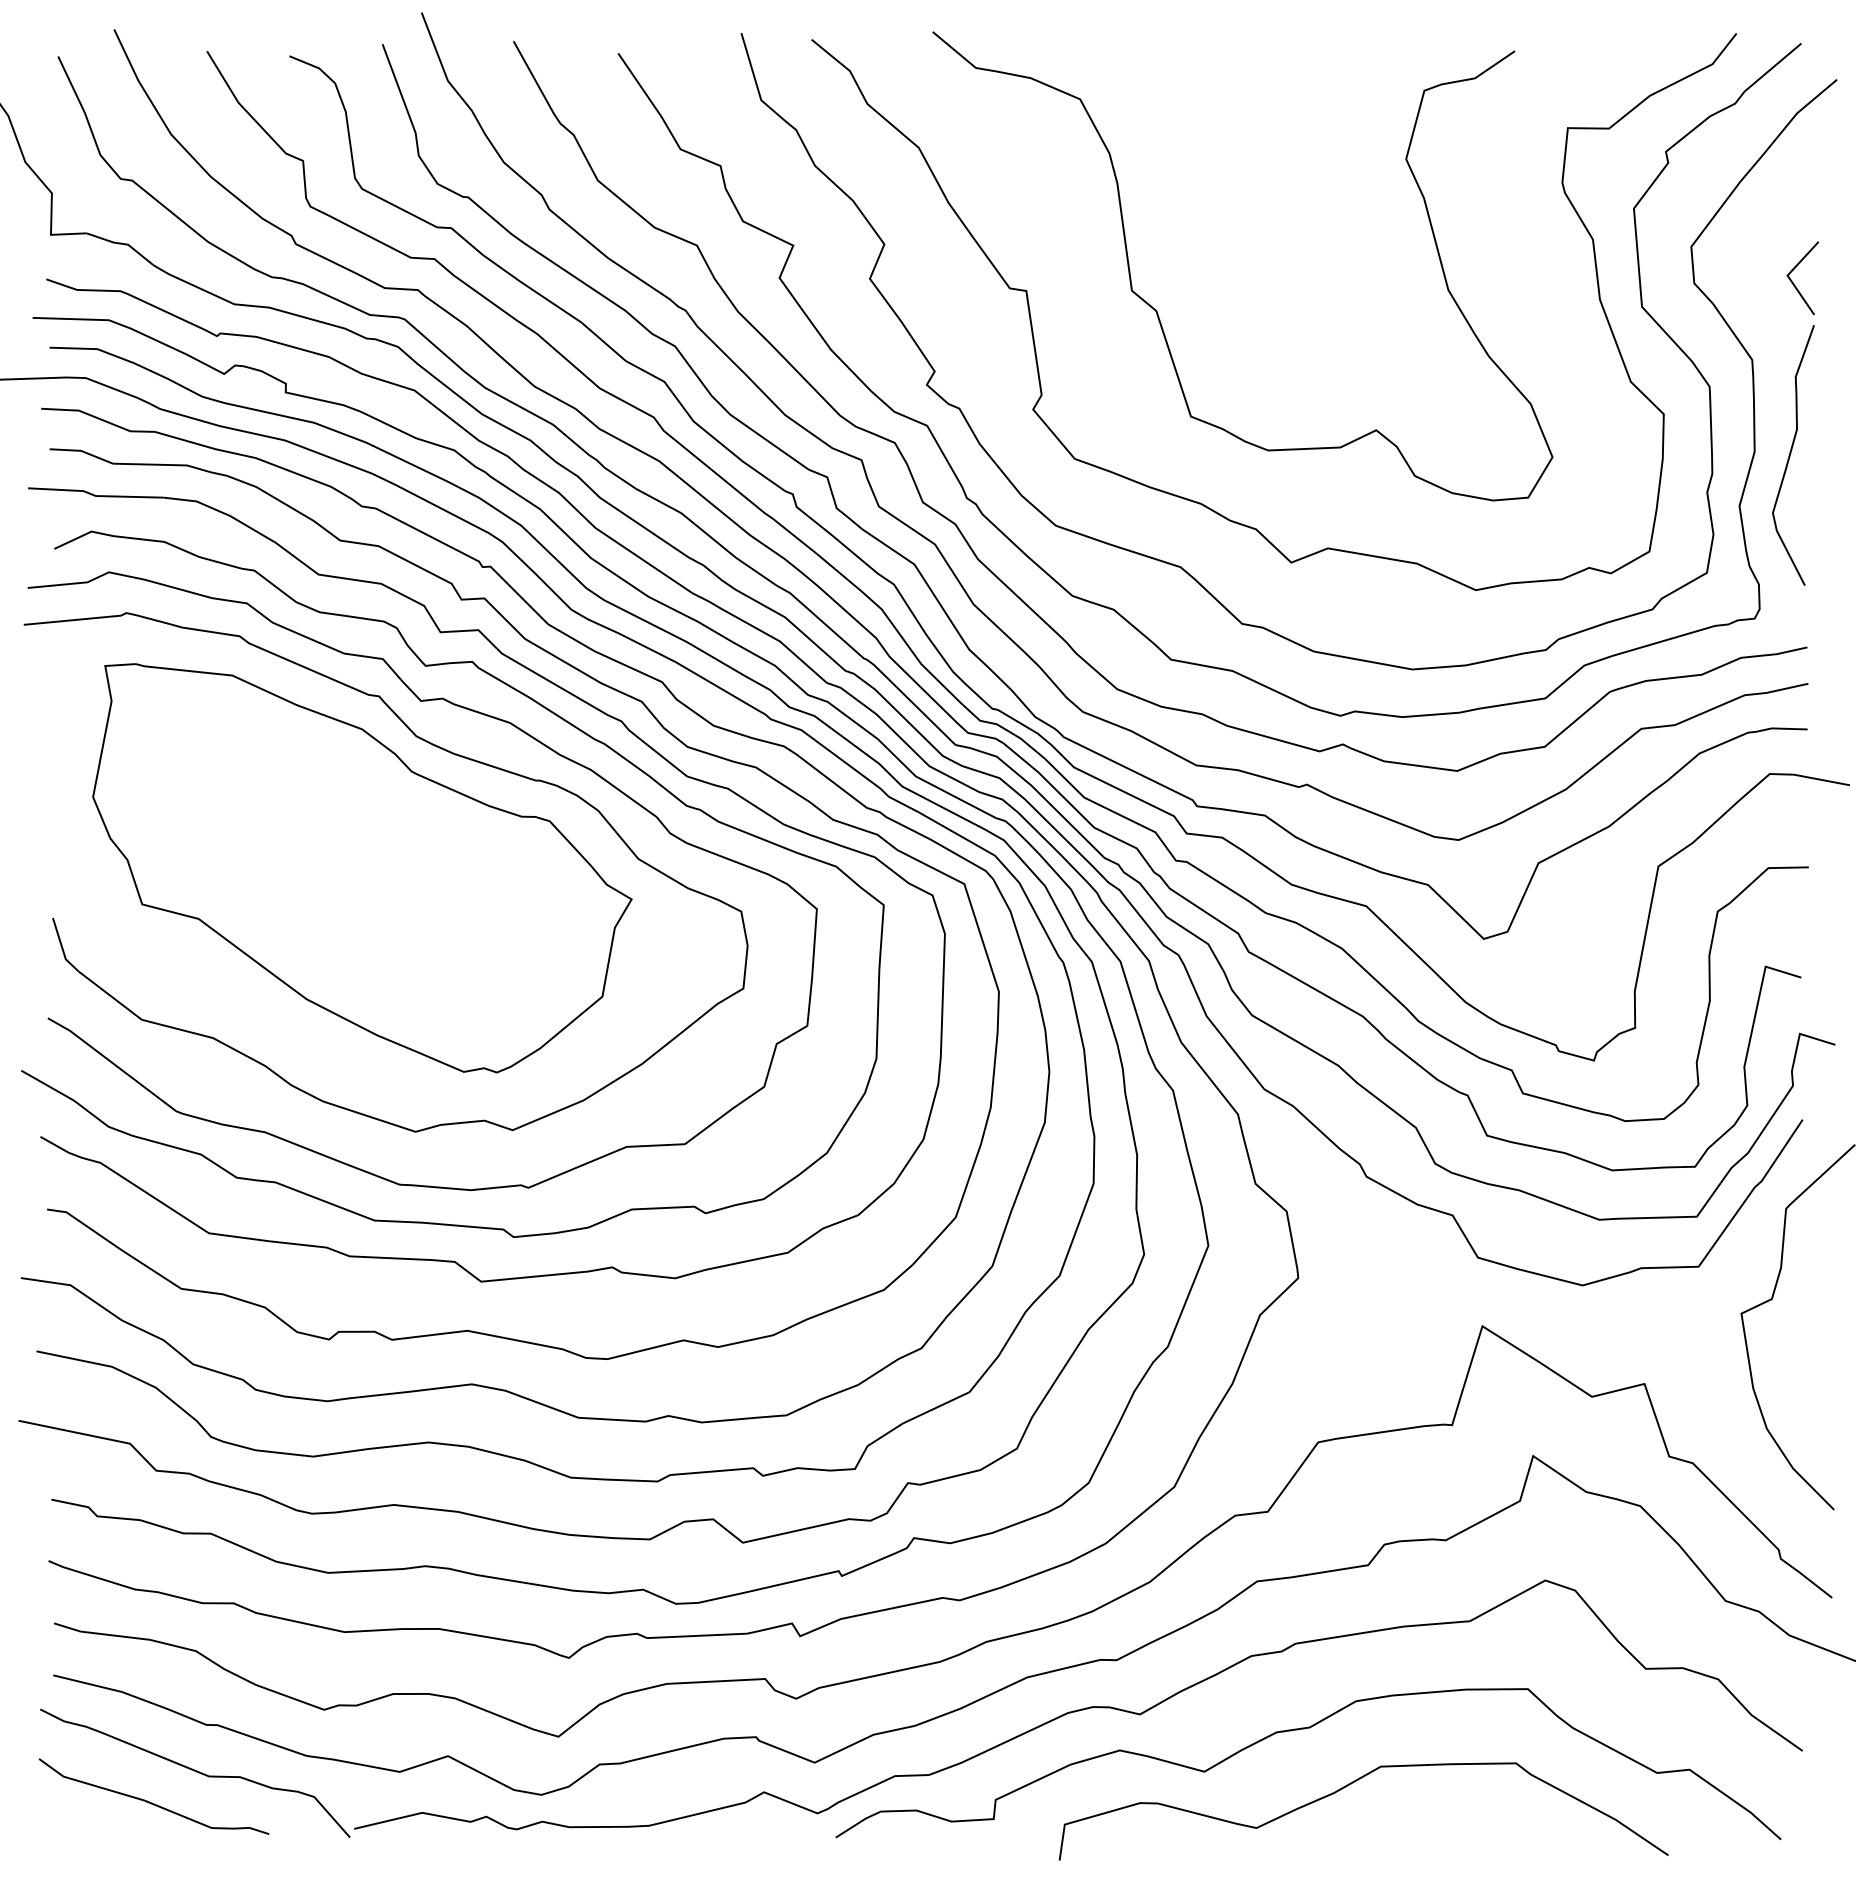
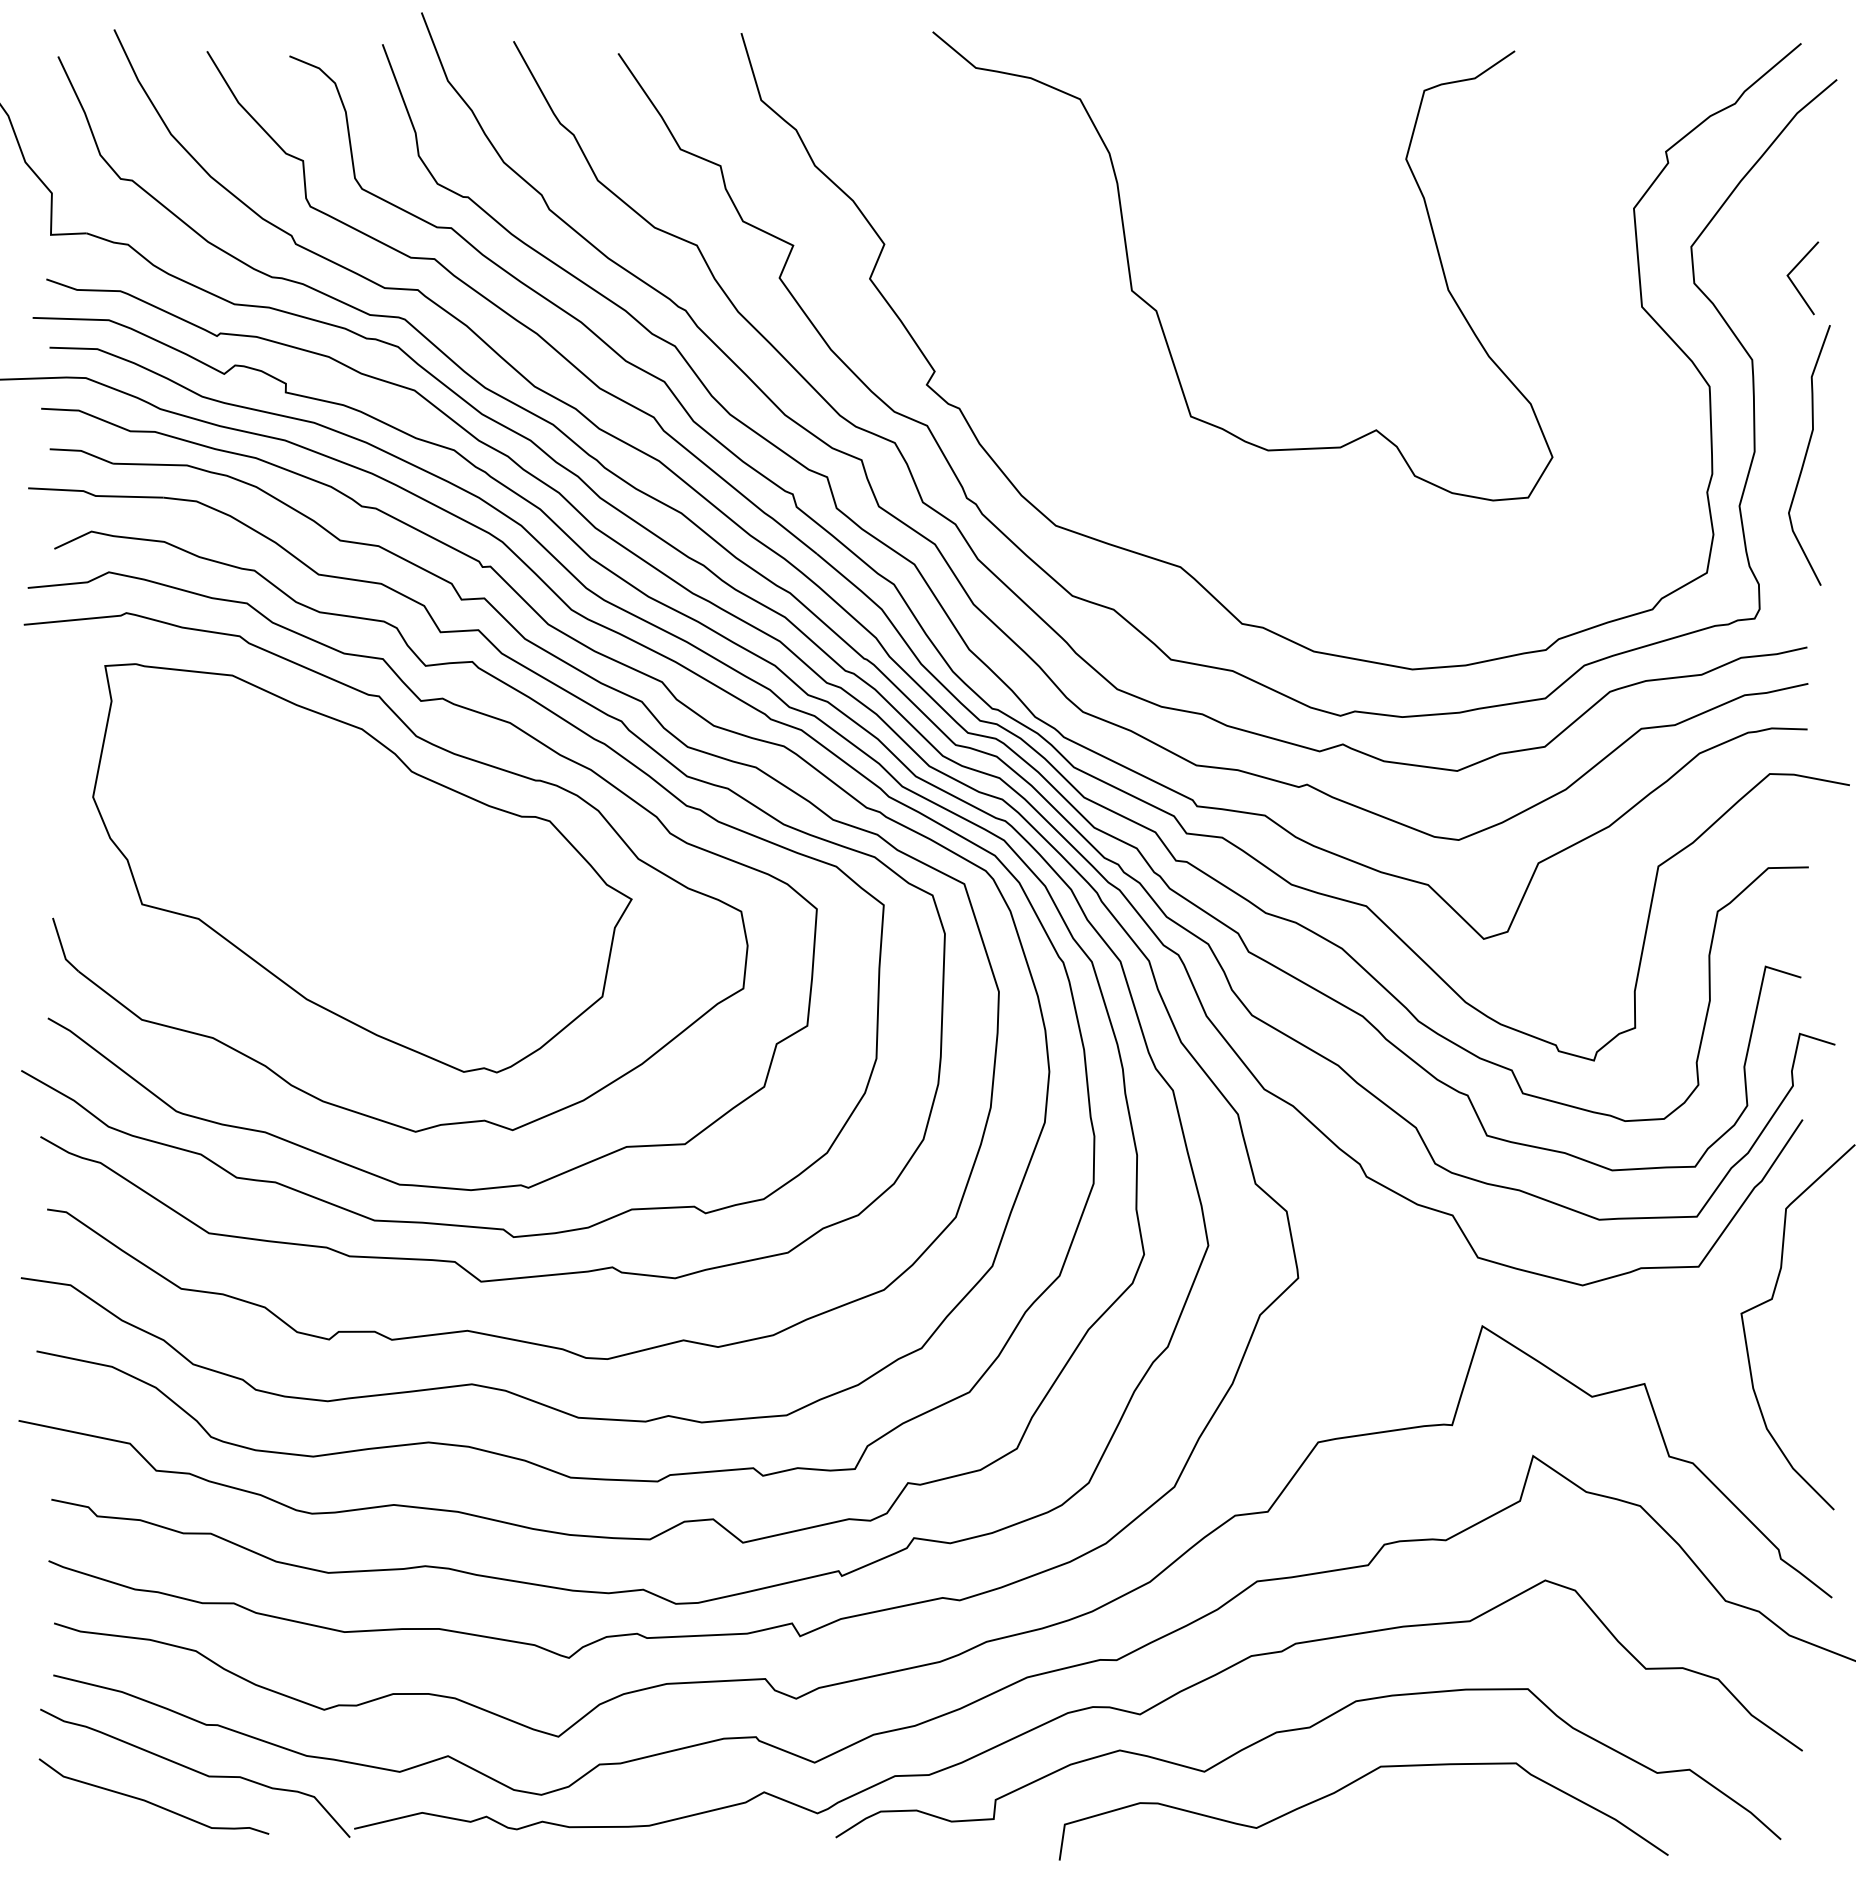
curve position: (1791, 453) -> (1807, 453) (1807, 453)
curve: present -> none (1200, 502)
